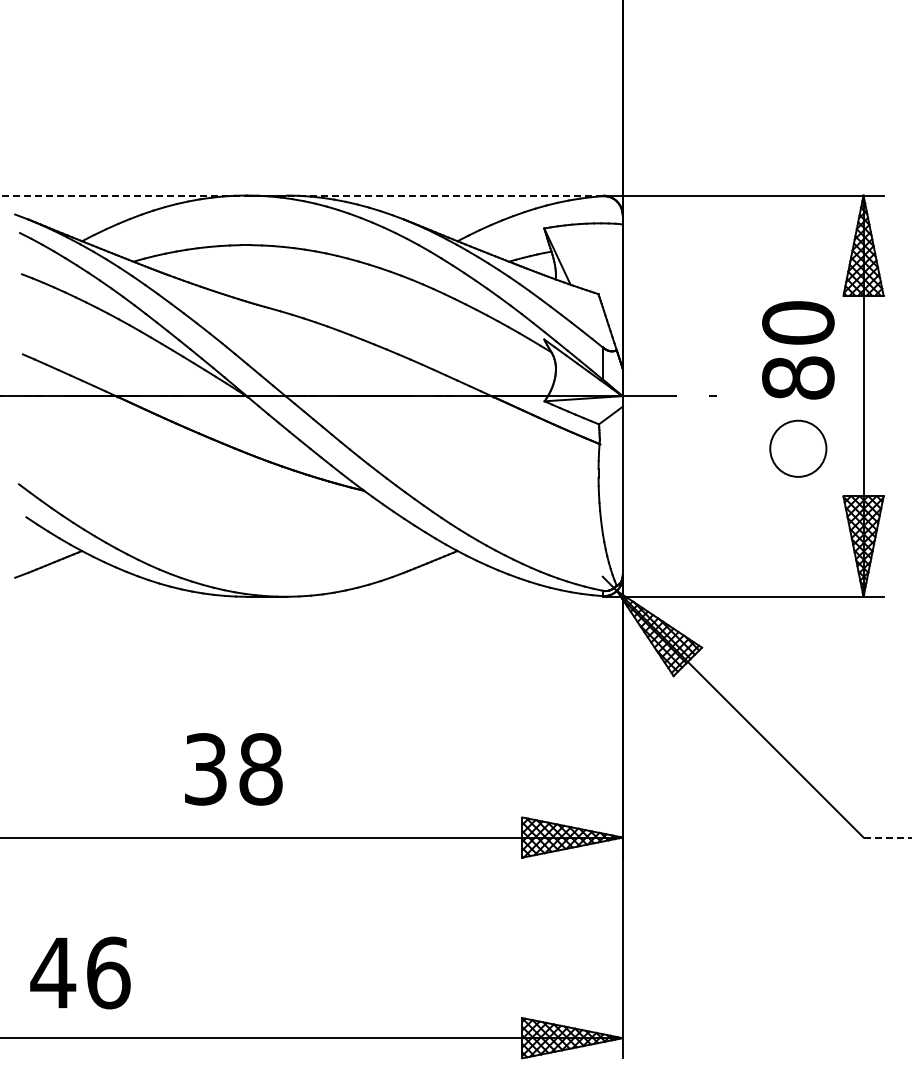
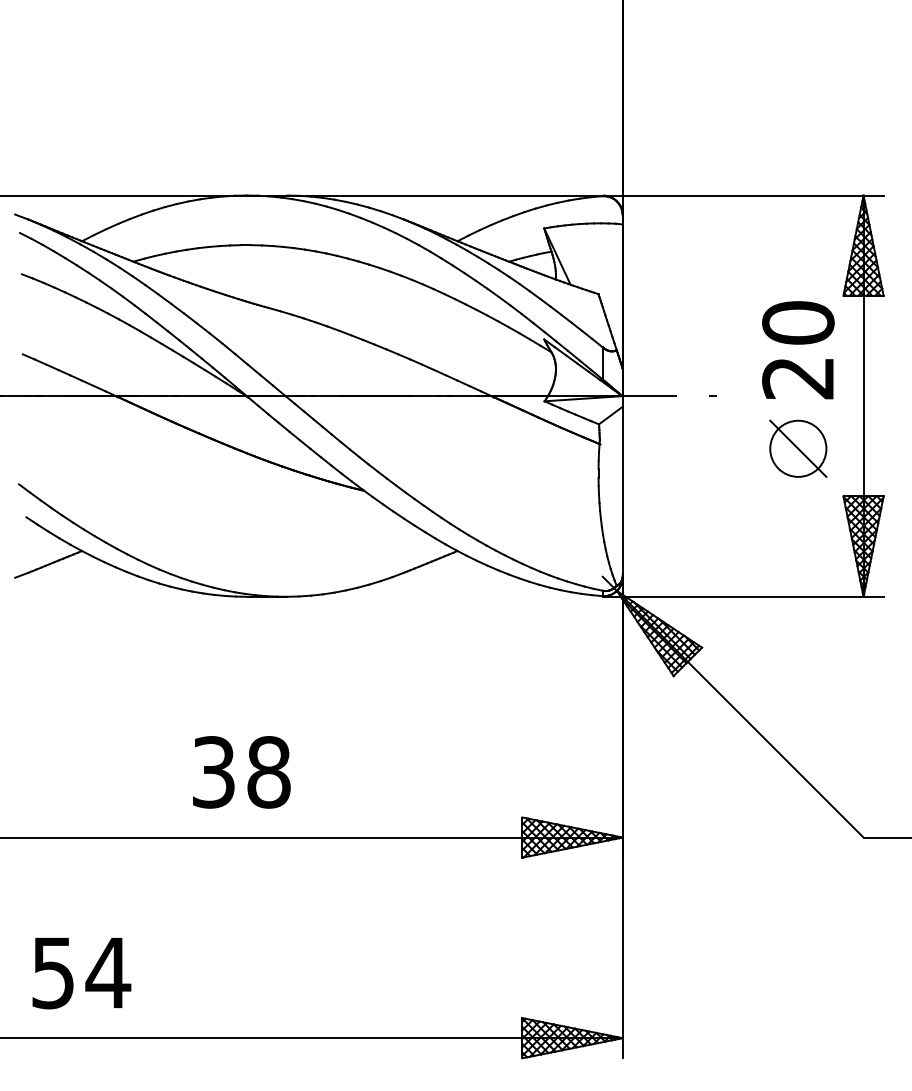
line: dashed -> solid (300, 195)
text: 80 -> 20 (798, 377)
line: none -> present (798, 448)
text position: (233, 769) -> (241, 772) (241, 772)
line: dashed -> solid (887, 837)
text: 46 -> 54 (80, 972)
